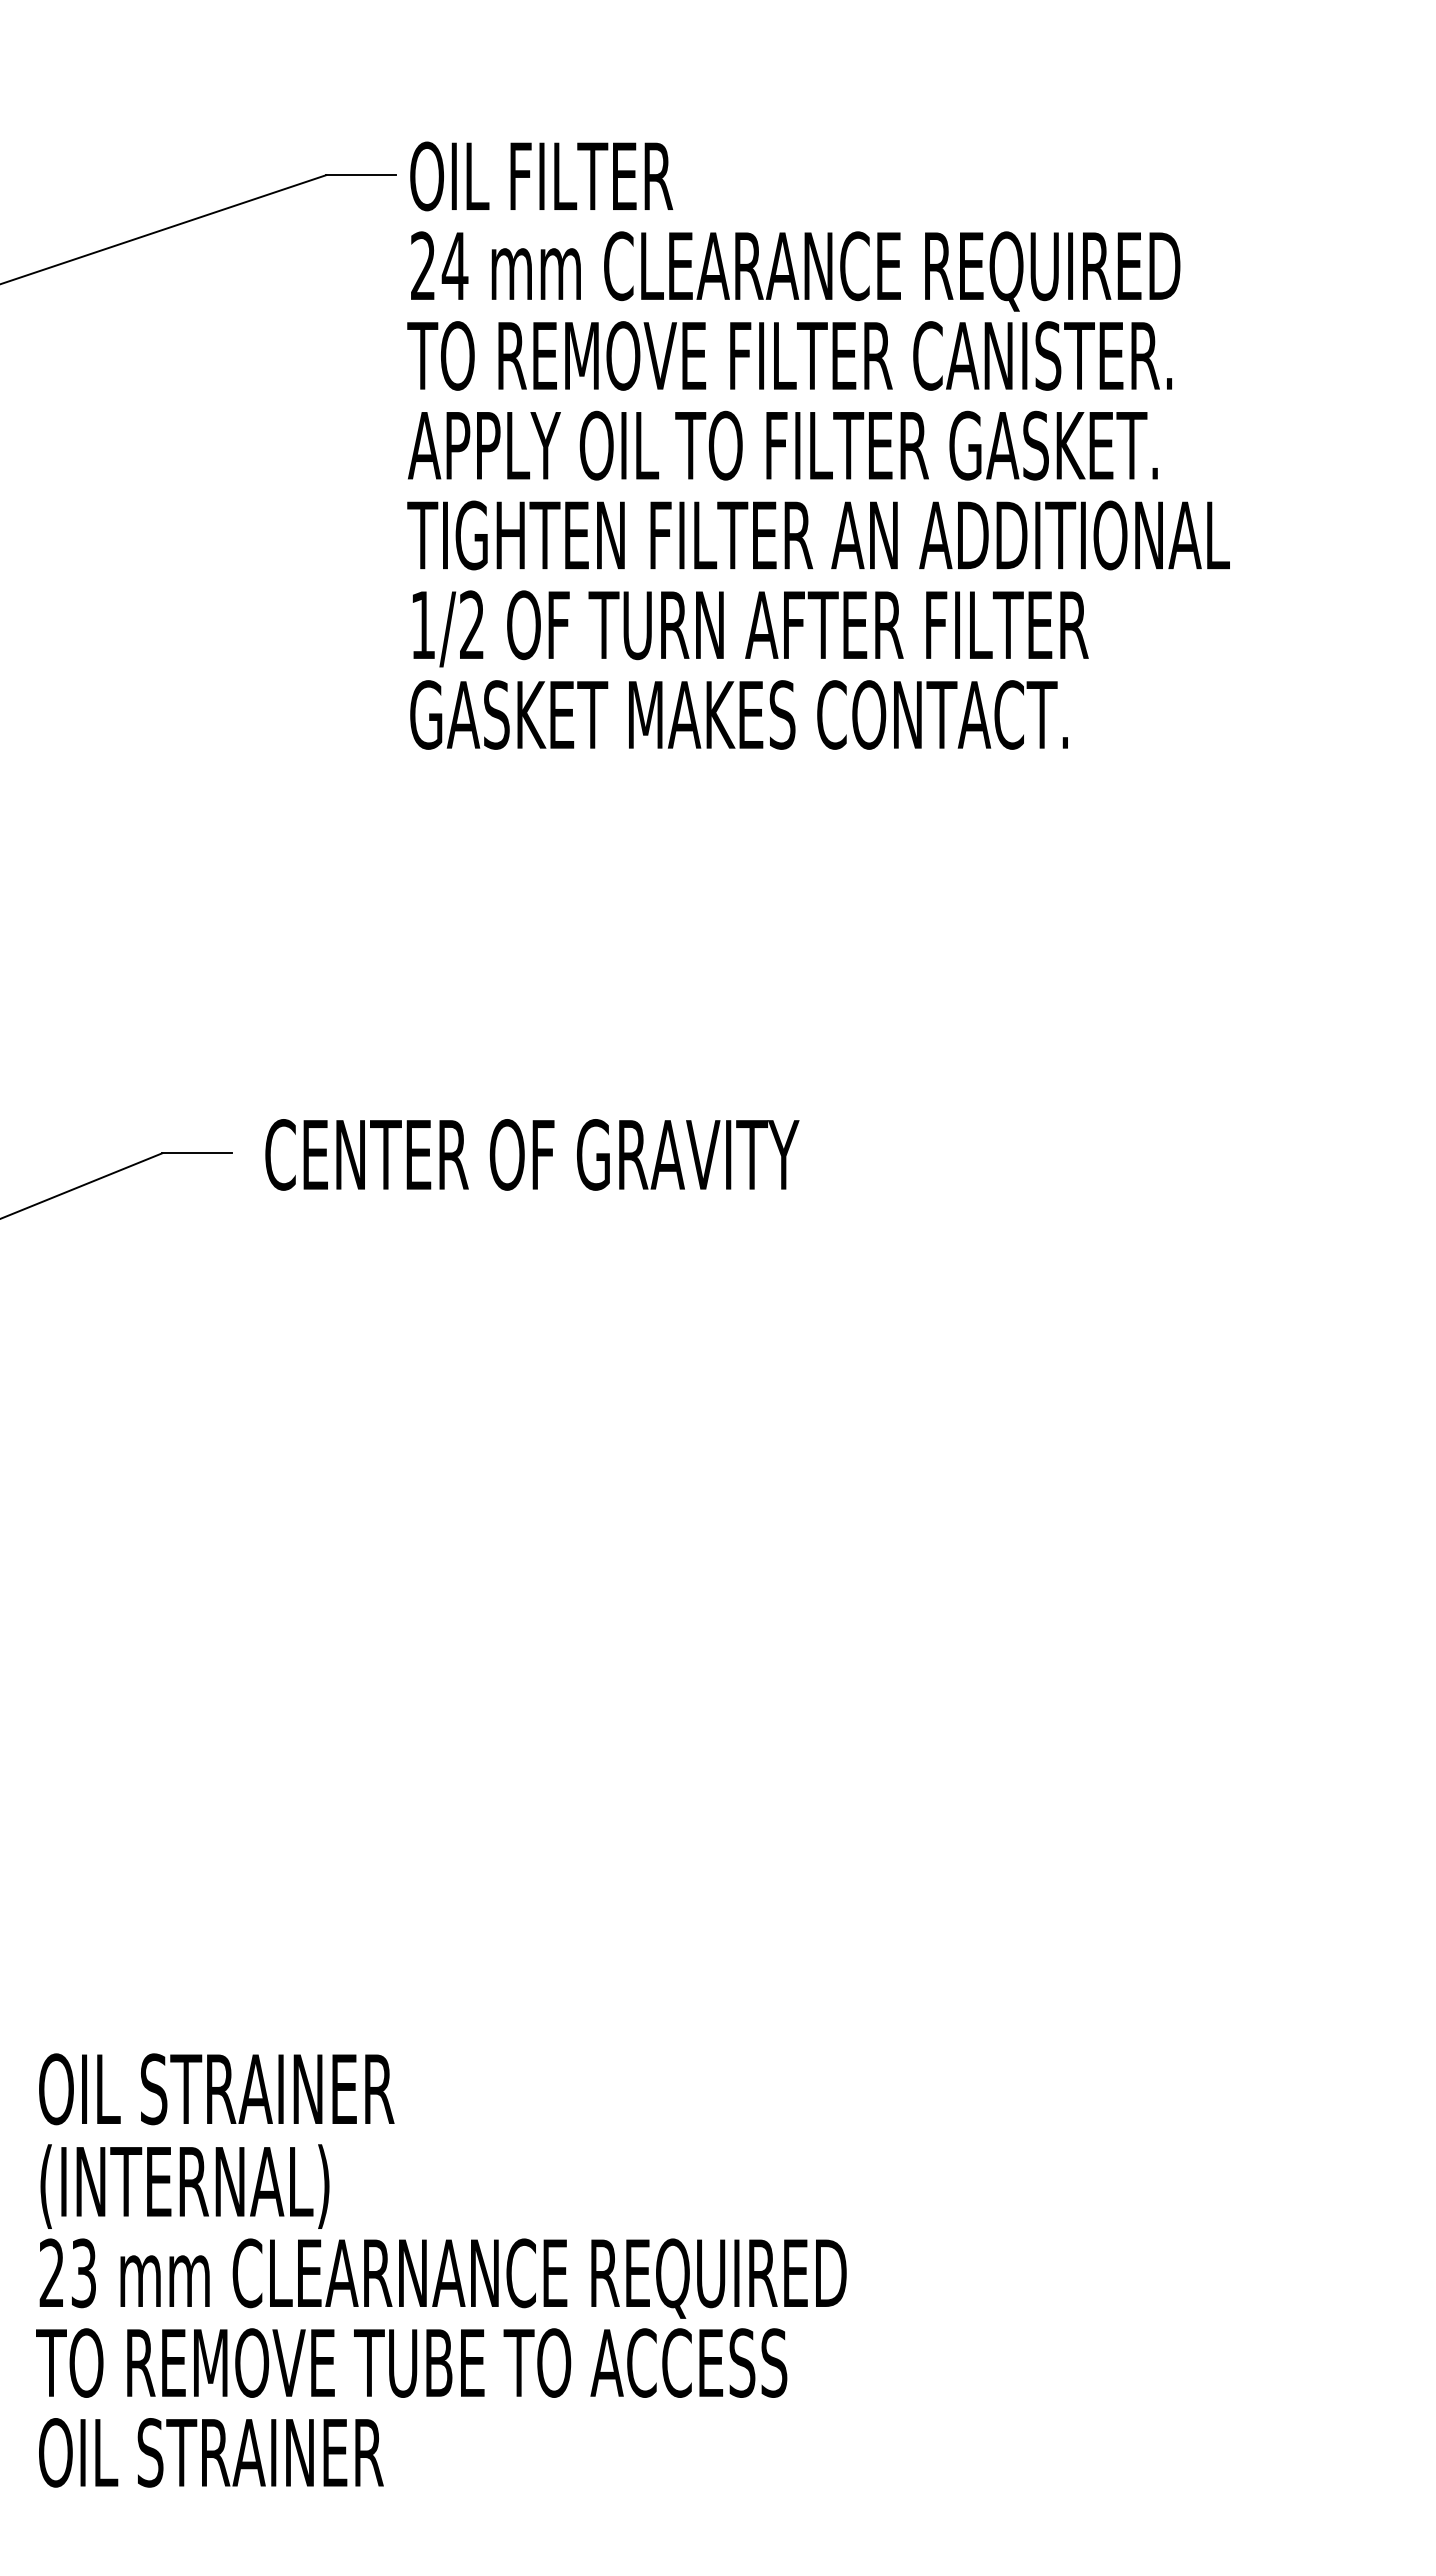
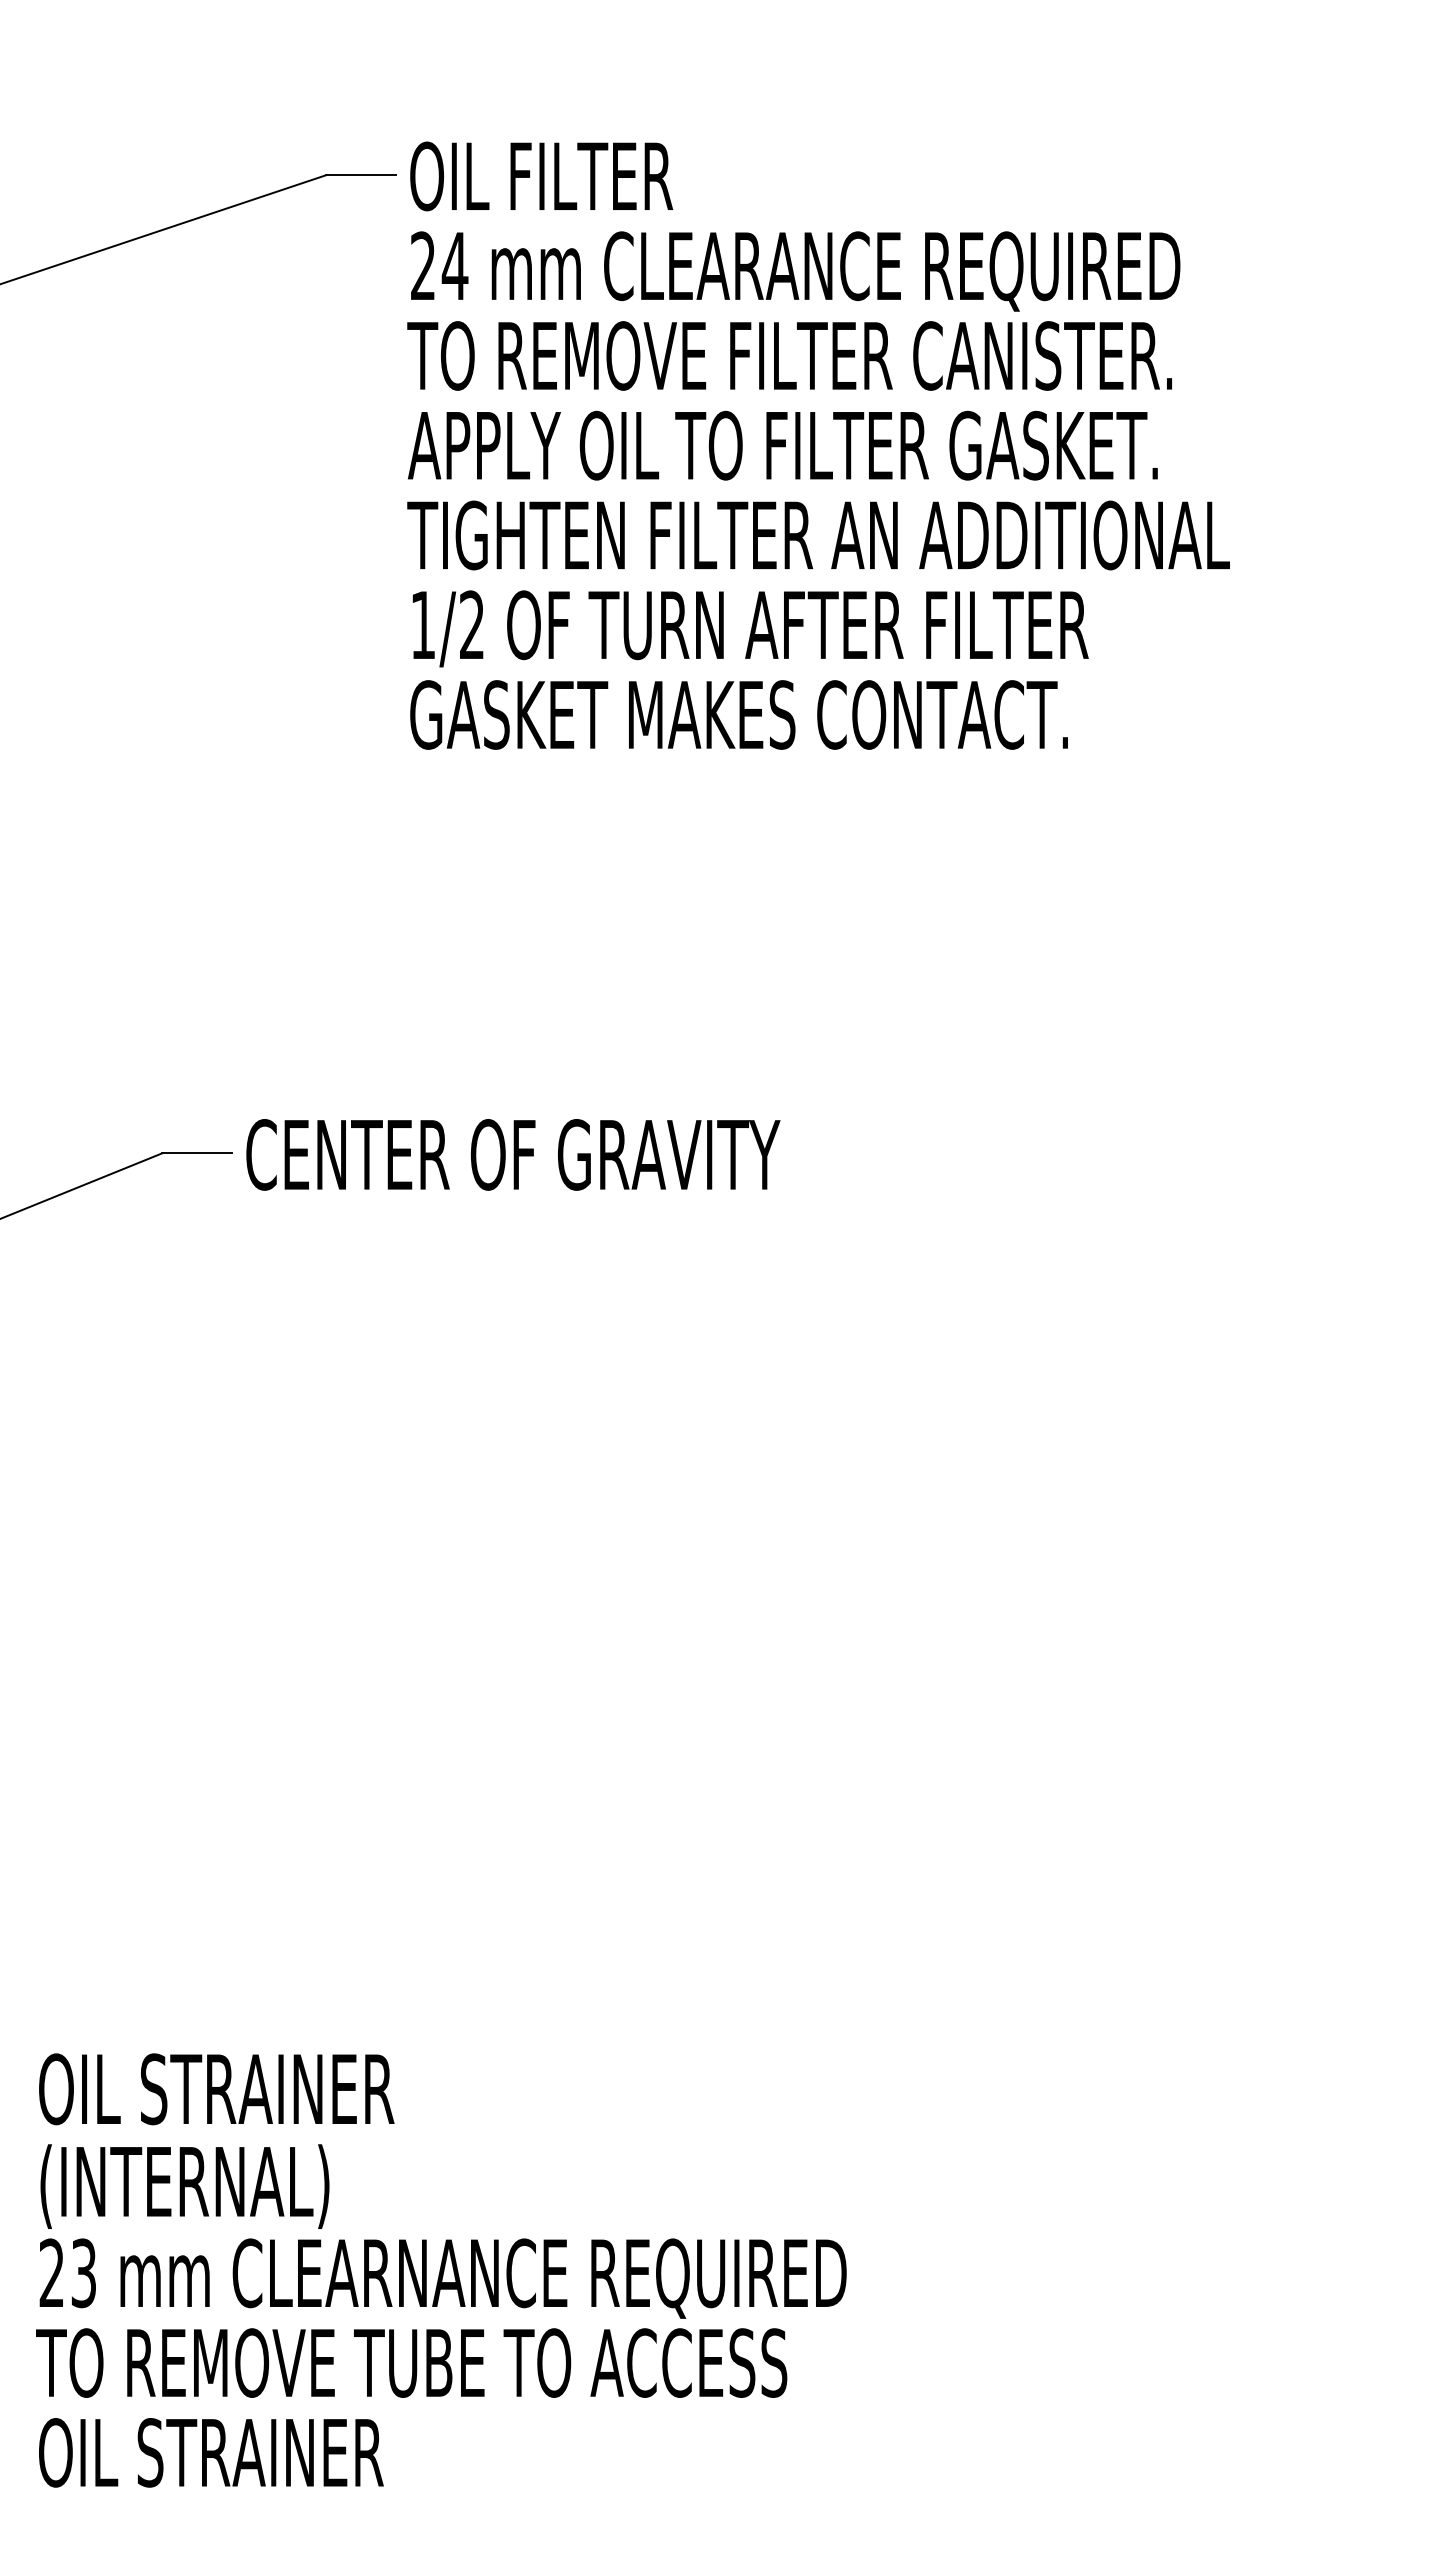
text position: (532, 1154) -> (513, 1154) (513, 1154)
